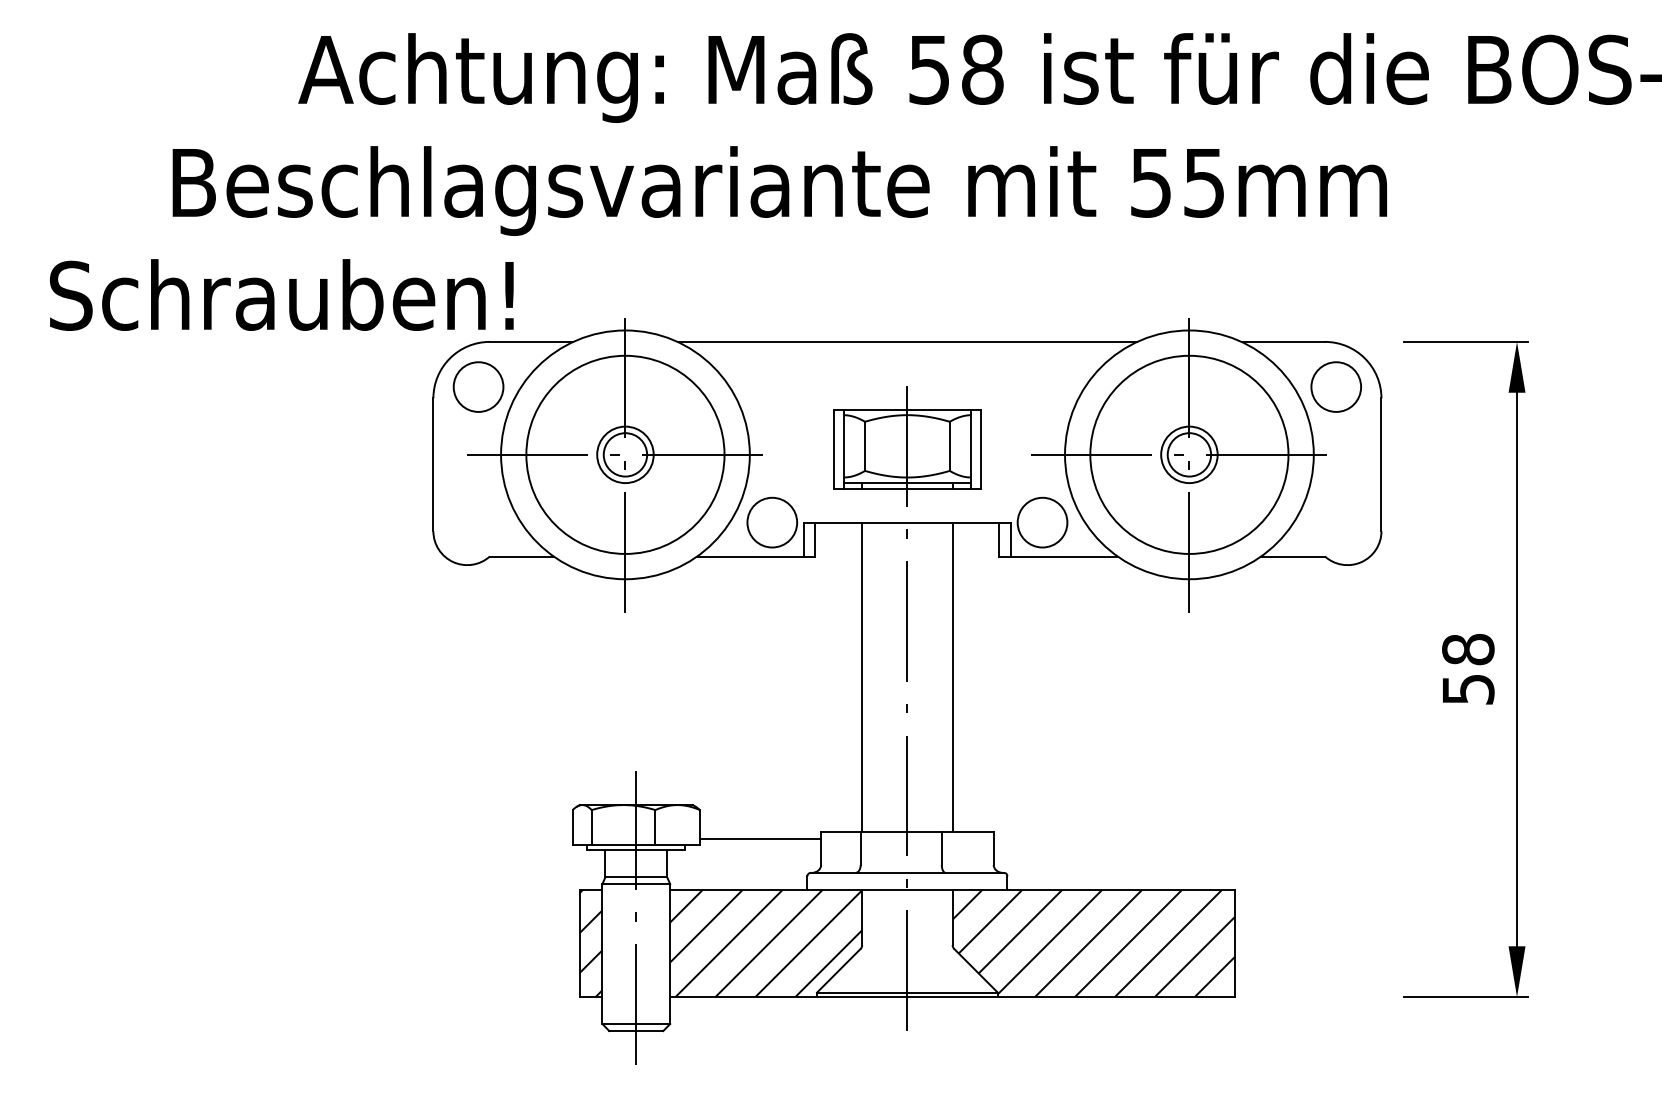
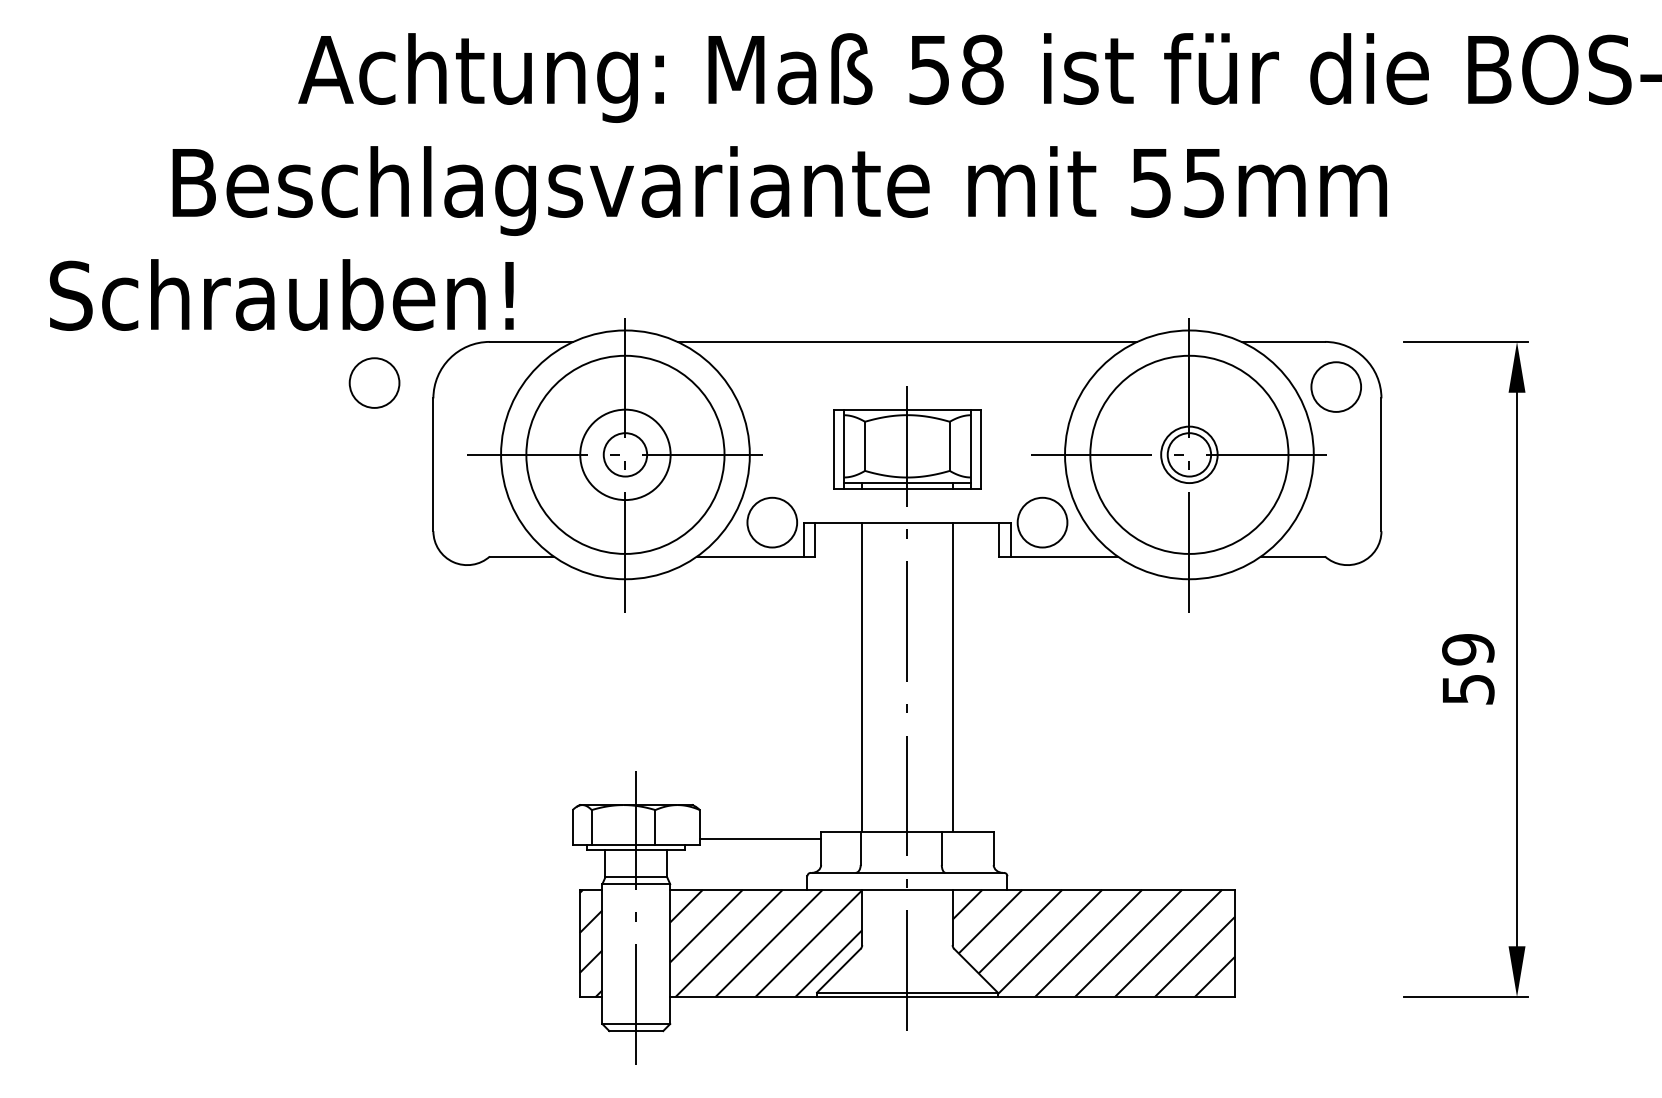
circle position: (478, 386) -> (374, 382) (374, 382)
circle diameter: 56 px -> 90 px (625, 454)
text: 58 -> 59 (1468, 649)
